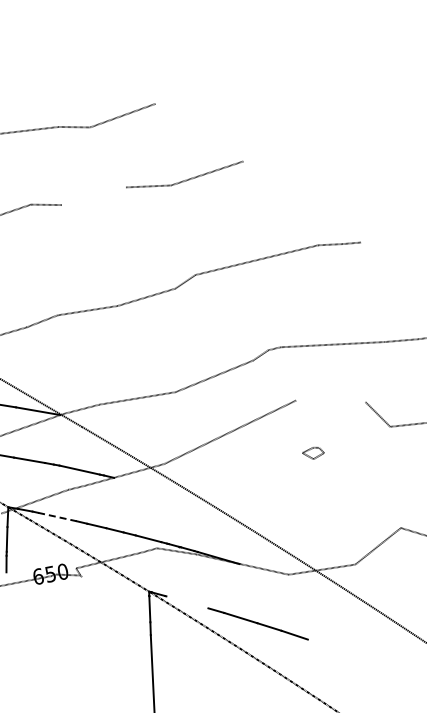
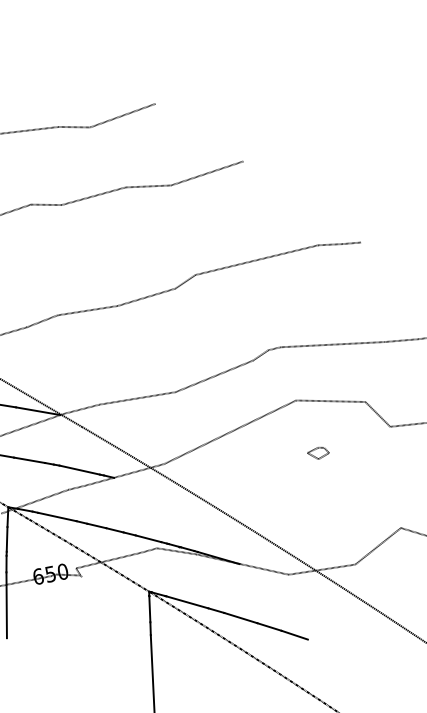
line: none -> present (93, 196)
line: none -> present (330, 401)
part position: (313, 453) -> (318, 453) (318, 453)
line: dashed -> solid (57, 517)
line: none -> present (187, 602)
line: none -> present (6, 605)
